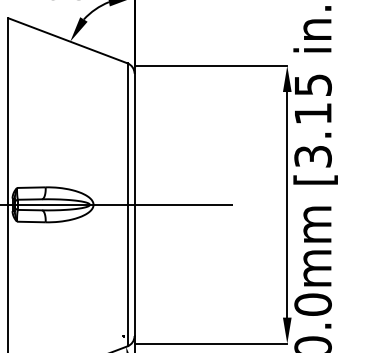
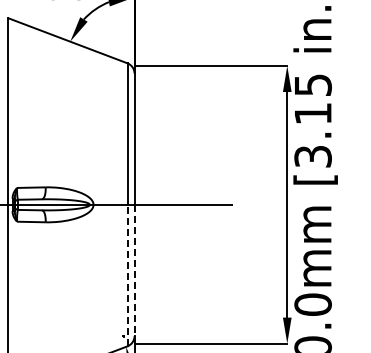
line: solid -> dashed (134, 270)
line: solid -> dashed (127, 275)
